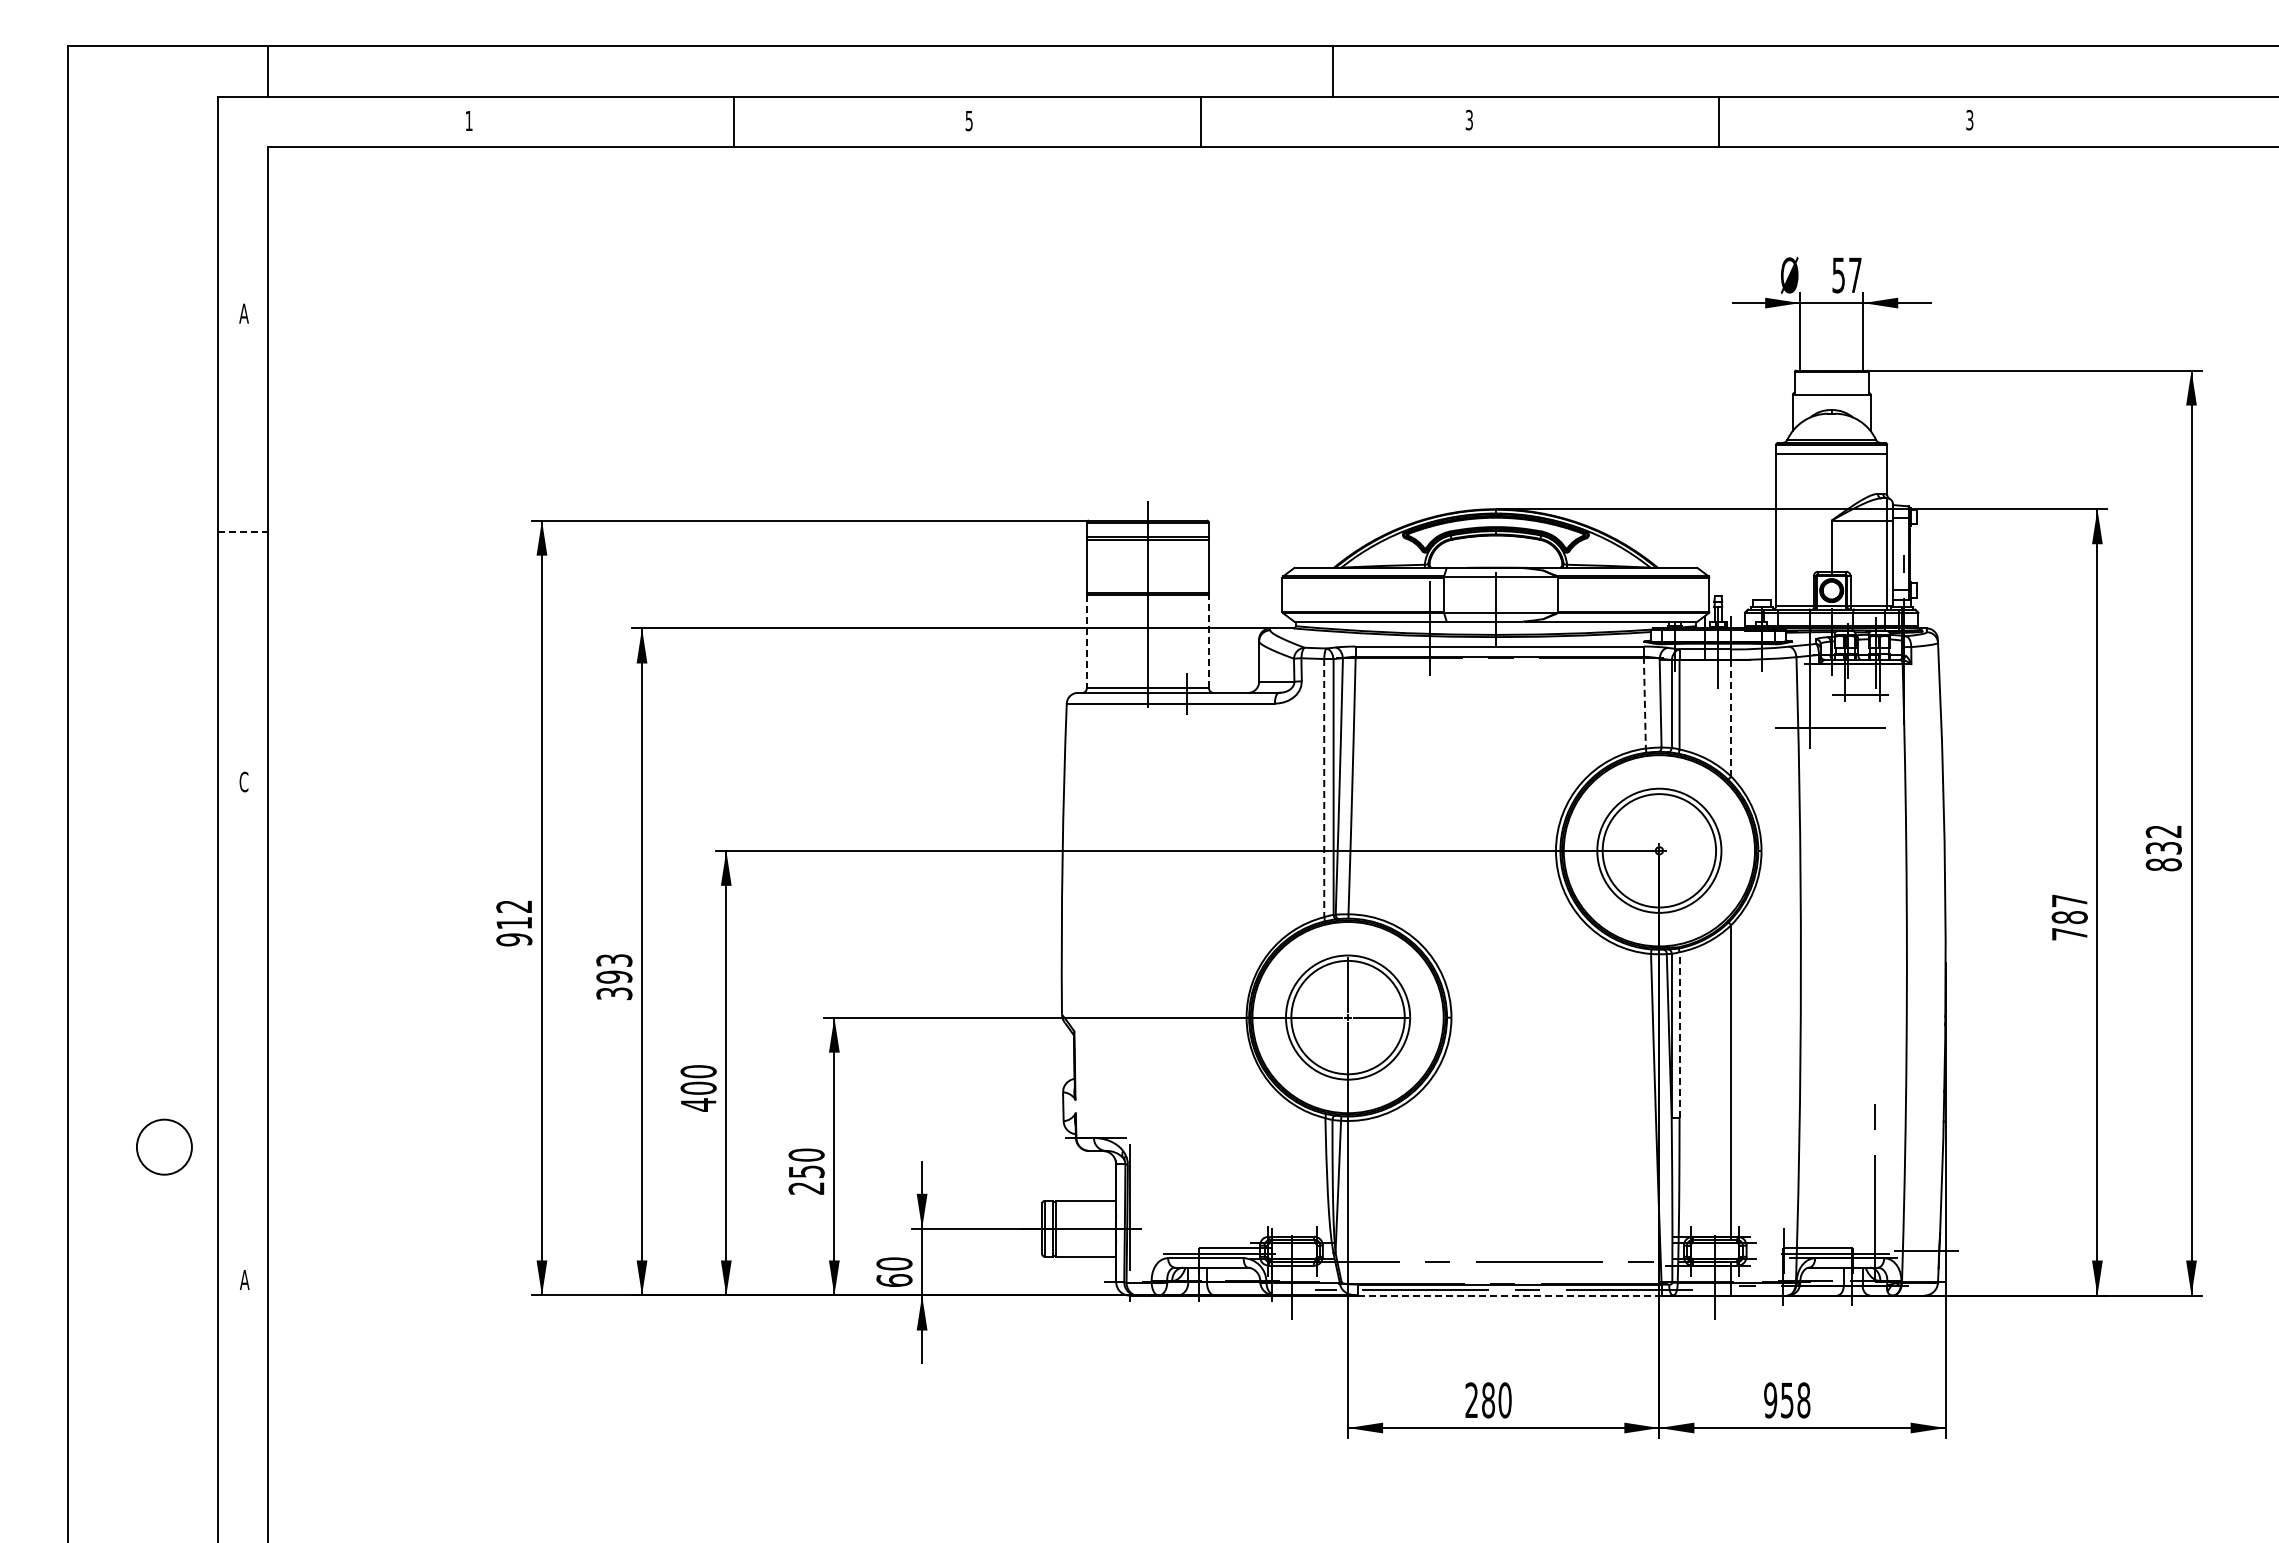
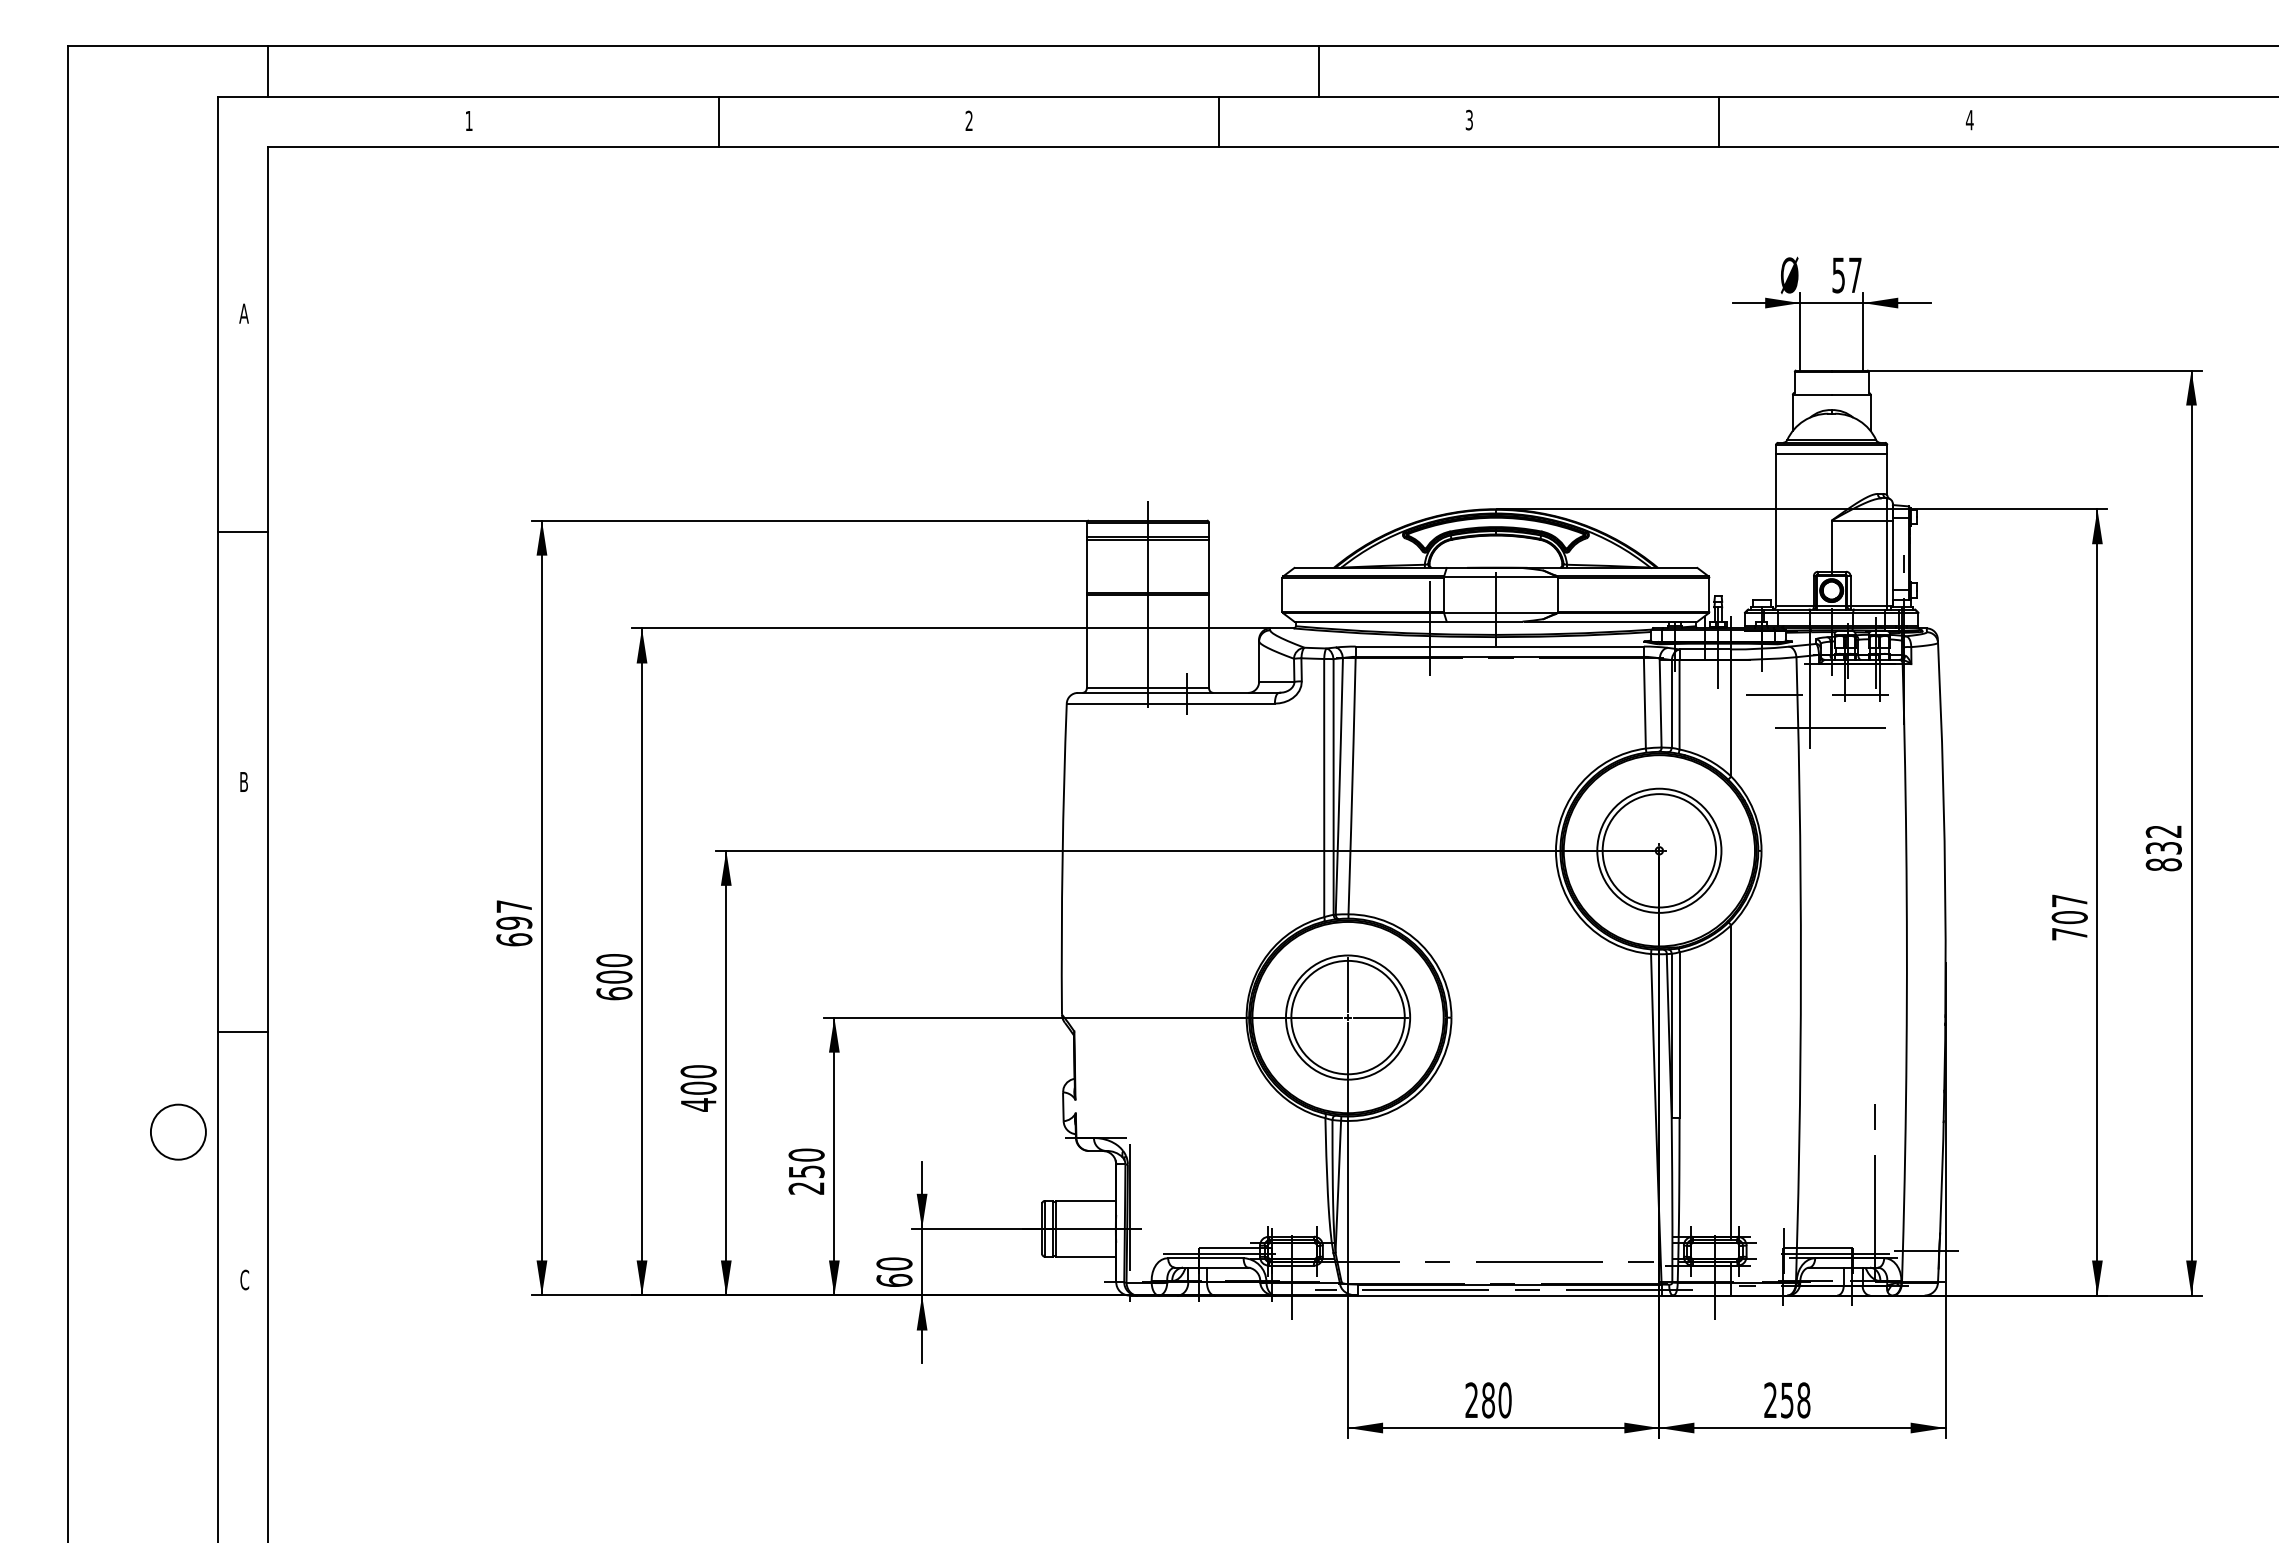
line position: (1333, 71) -> (1319, 71) (1319, 71)
text: 3 -> 4 (1969, 119)
text: 5 -> 2 (968, 120)
line position: (733, 121) -> (718, 121) (718, 121)
line position: (1201, 121) -> (1219, 121) (1219, 121)
line: dashed -> solid (243, 531)
line: dashed -> solid (1086, 641)
line: dashed -> solid (1209, 641)
line: none -> present (1773, 694)
line: dashed -> solid (1644, 702)
line: dashed -> solid (1731, 718)
text: C -> B (243, 781)
line: dashed -> solid (1324, 788)
text: 787 -> 707 (2069, 917)
text: 912 -> 697 (514, 923)
text: 393 -> 600 (614, 977)
line: none -> present (243, 1032)
line: dashed -> solid (1679, 1035)
circle position: (164, 1146) -> (178, 1131) (178, 1131)
text: A -> C (244, 1279)
line: dashed -> solid (1510, 1295)
text: 958 -> 258 (1770, 1400)
